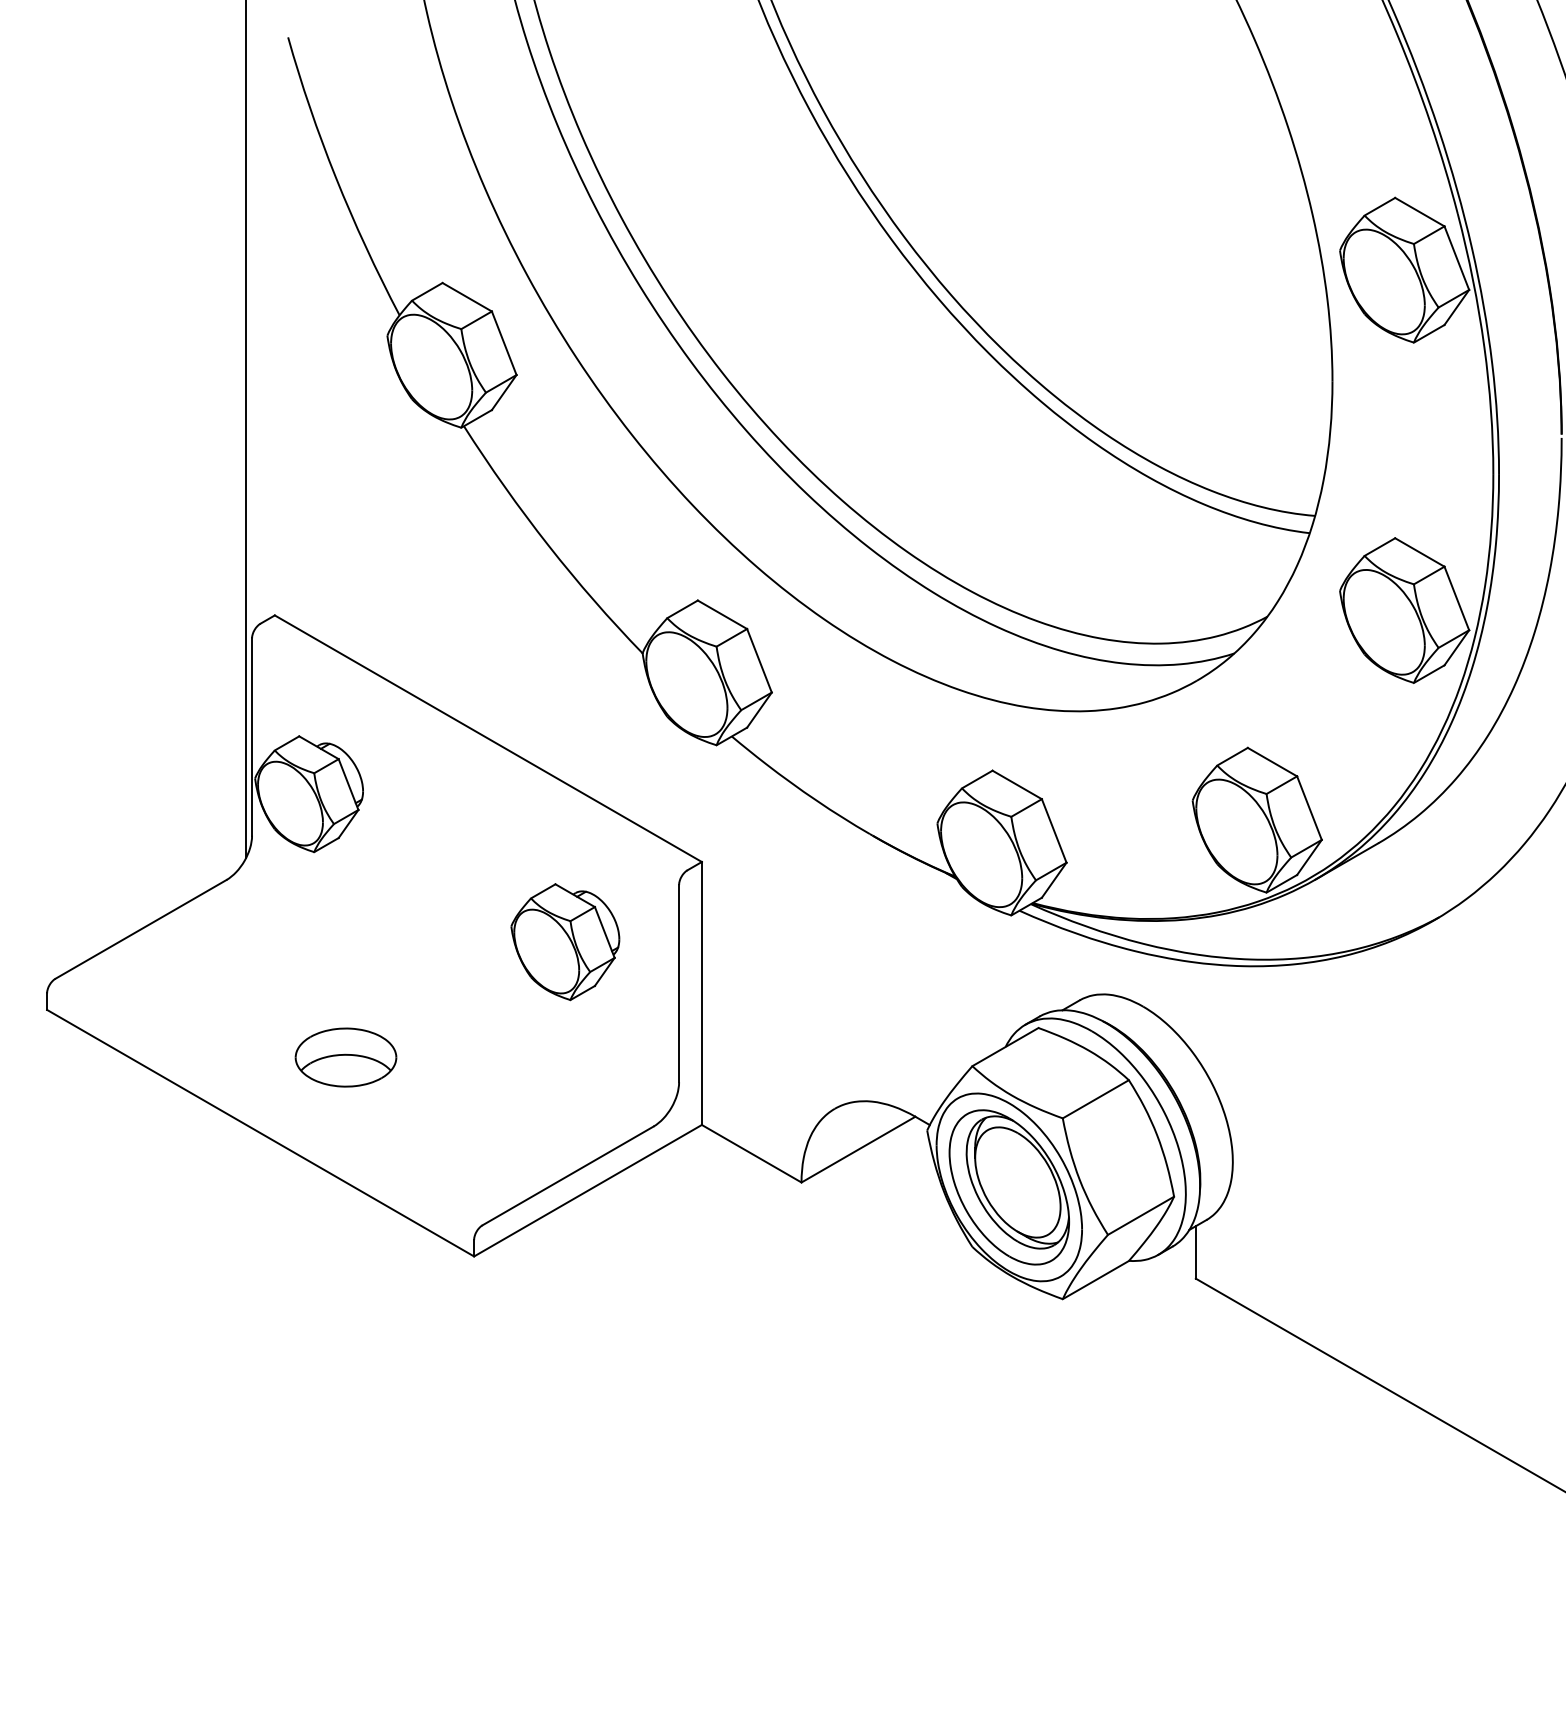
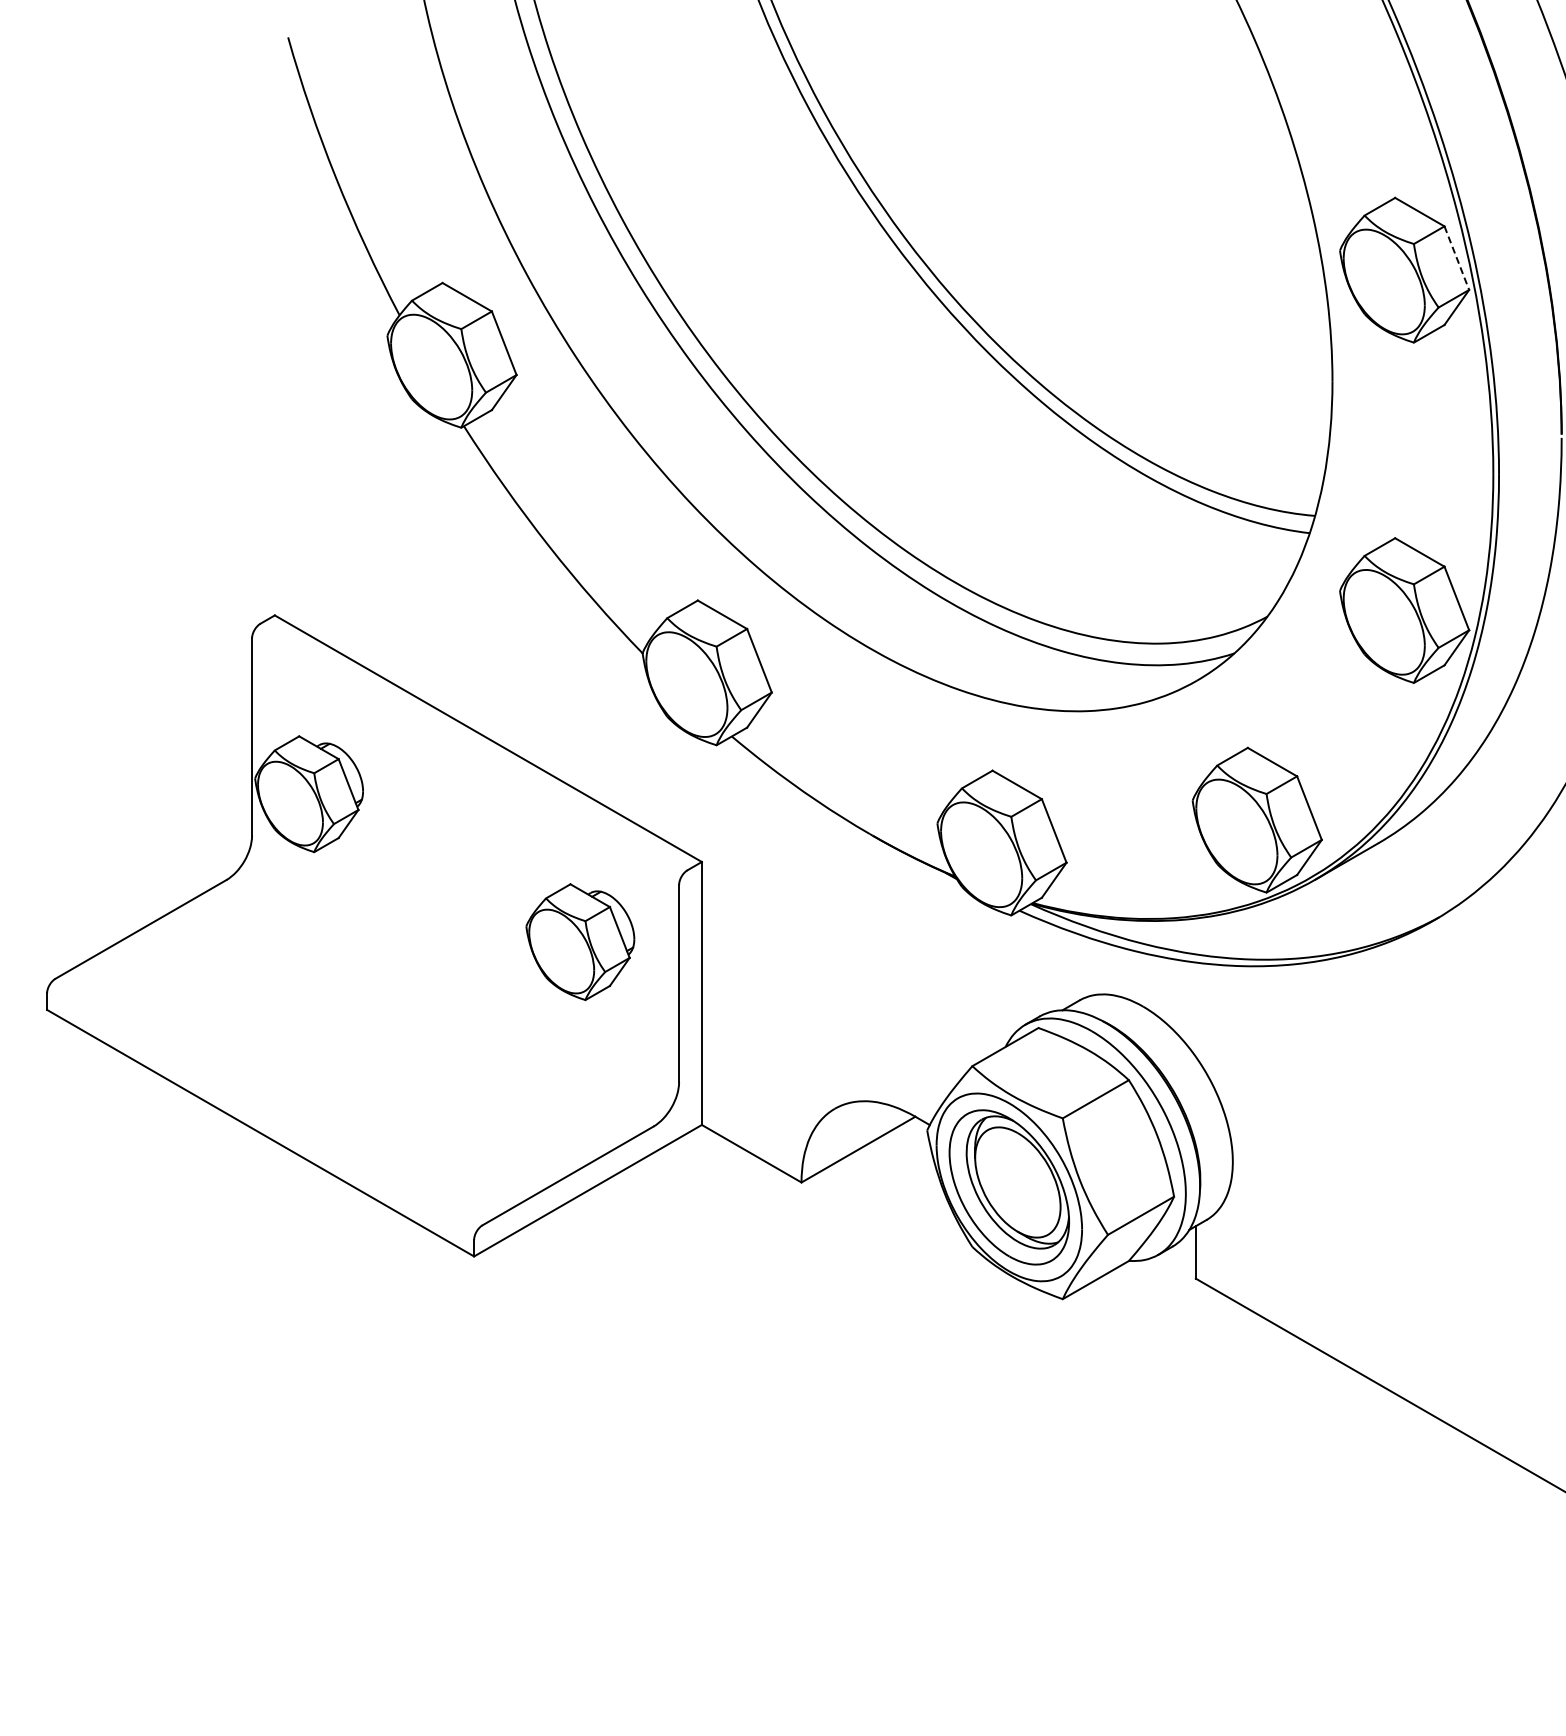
line: solid -> dashed (1457, 258)
line: present -> none (246, 429)
part position: (565, 942) -> (580, 942) (580, 942)
part: present -> none (345, 1057)
